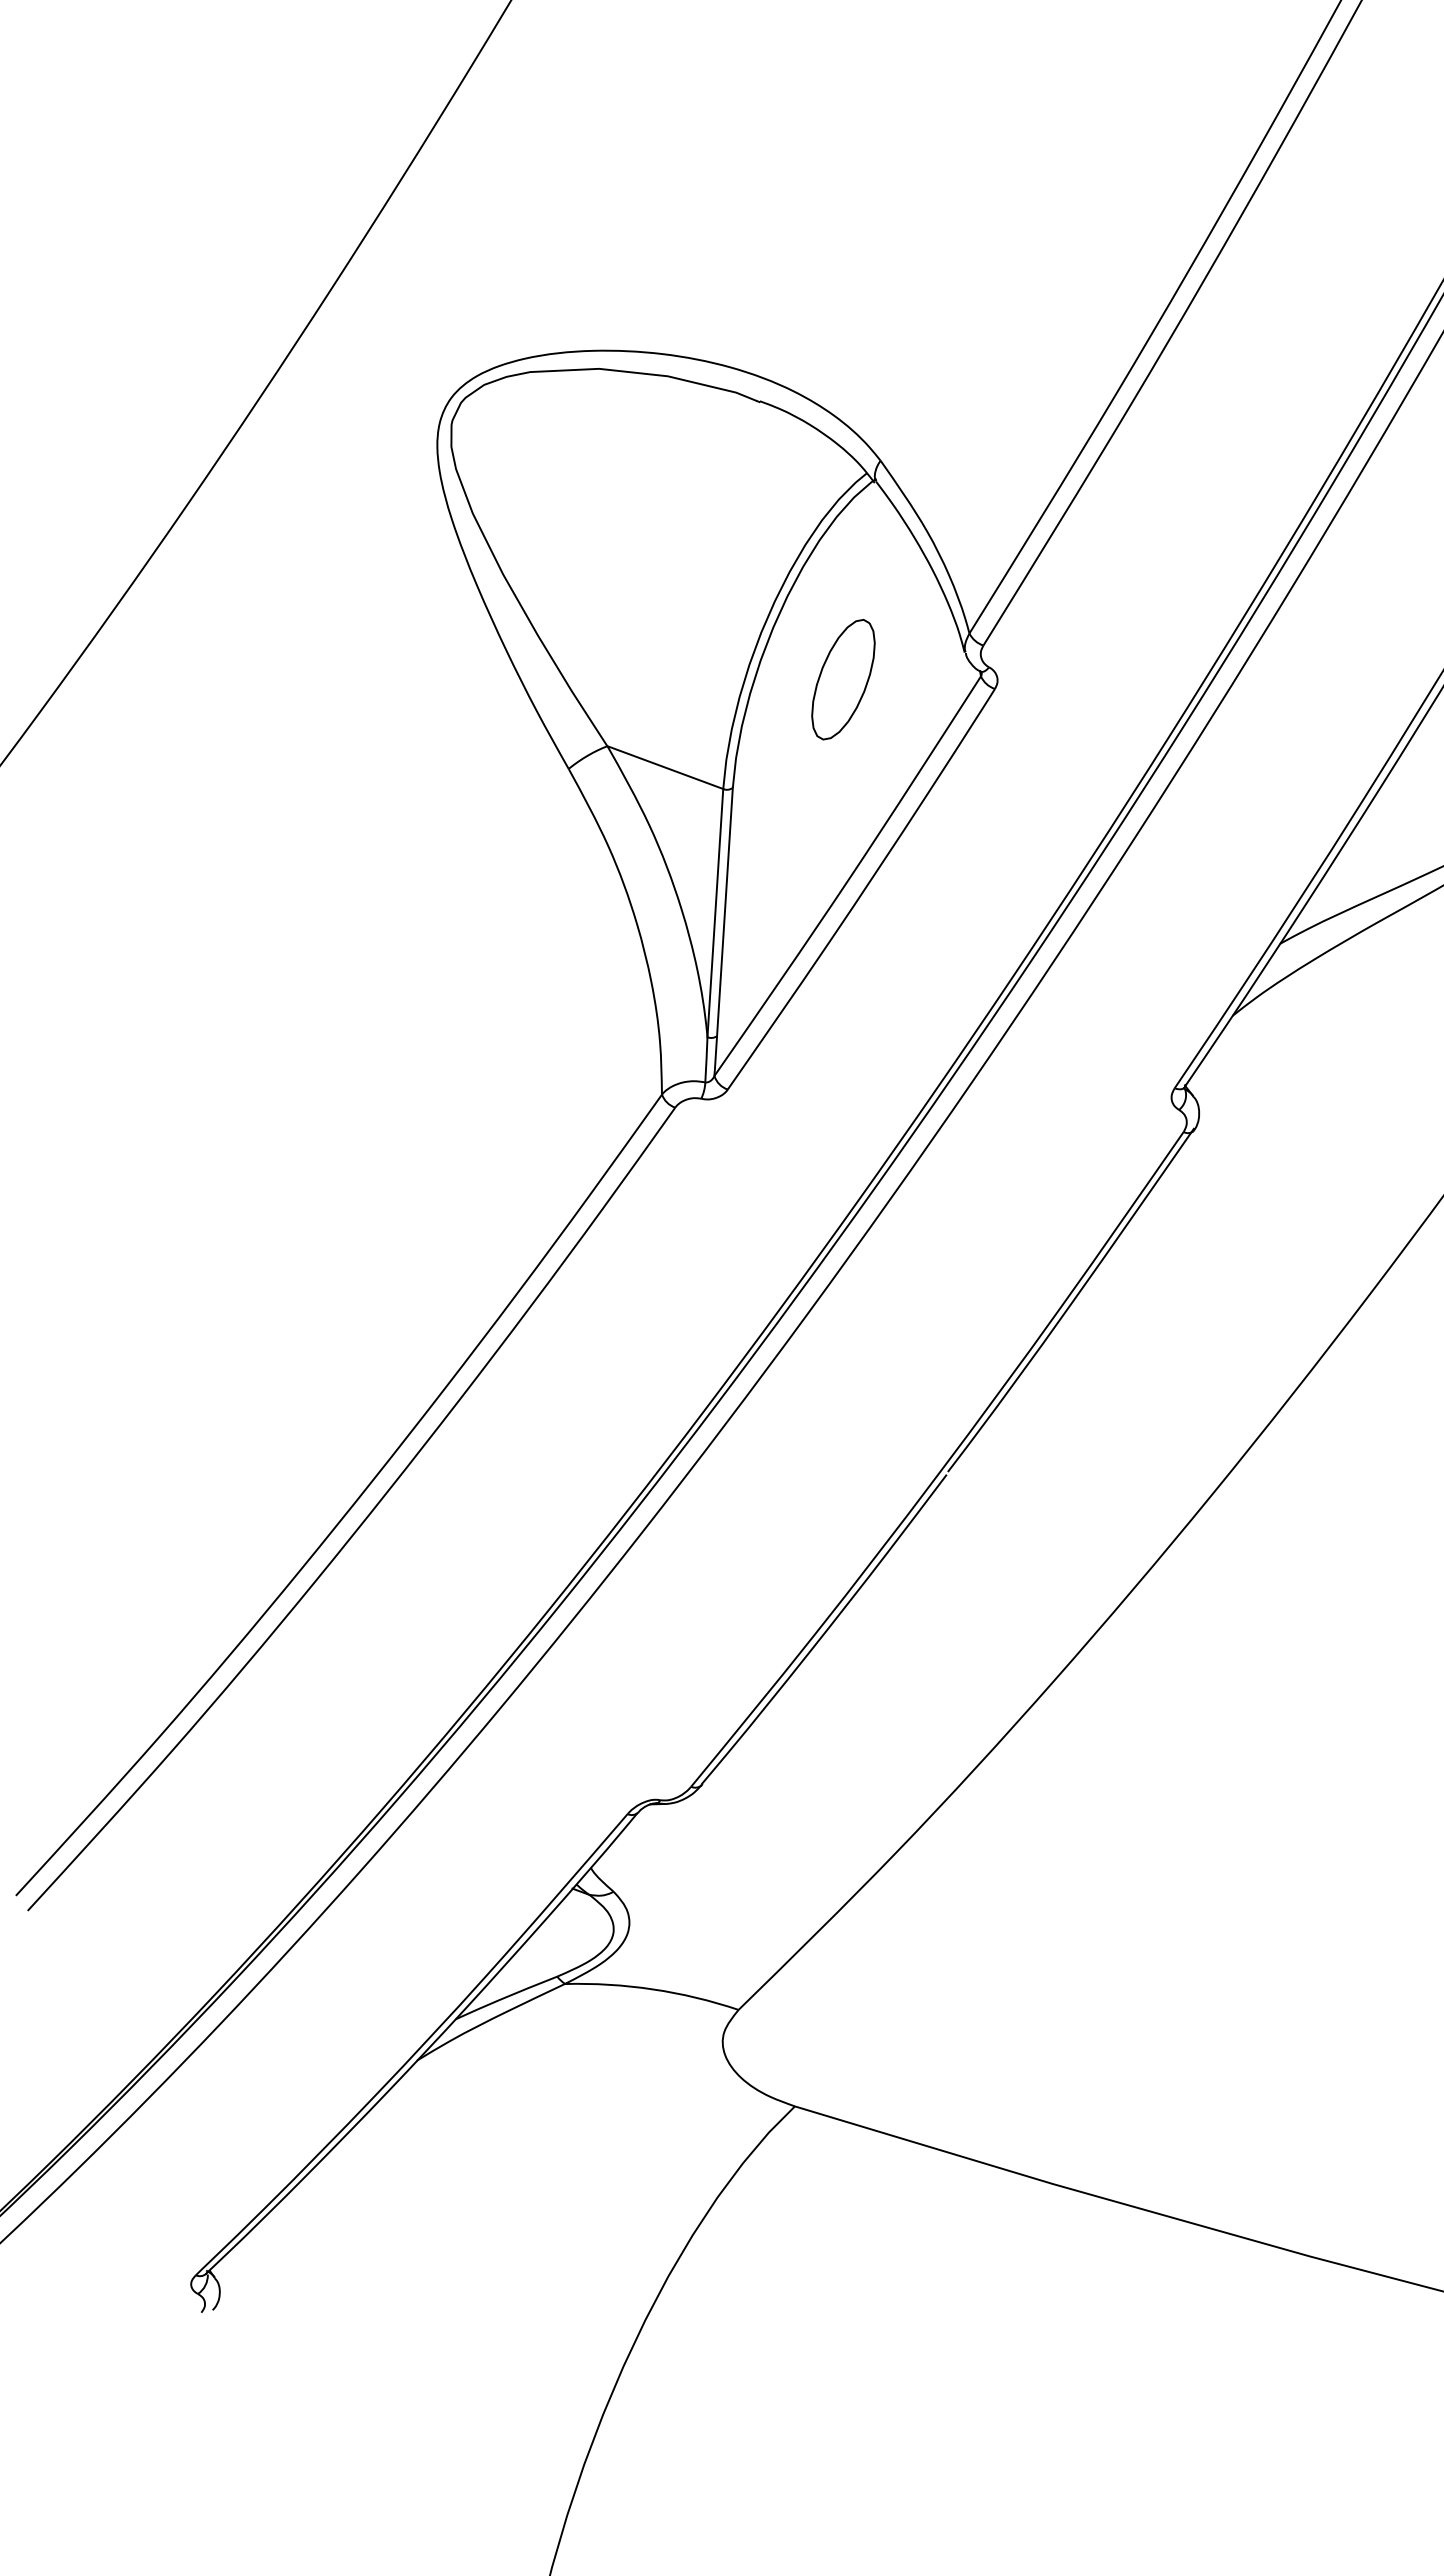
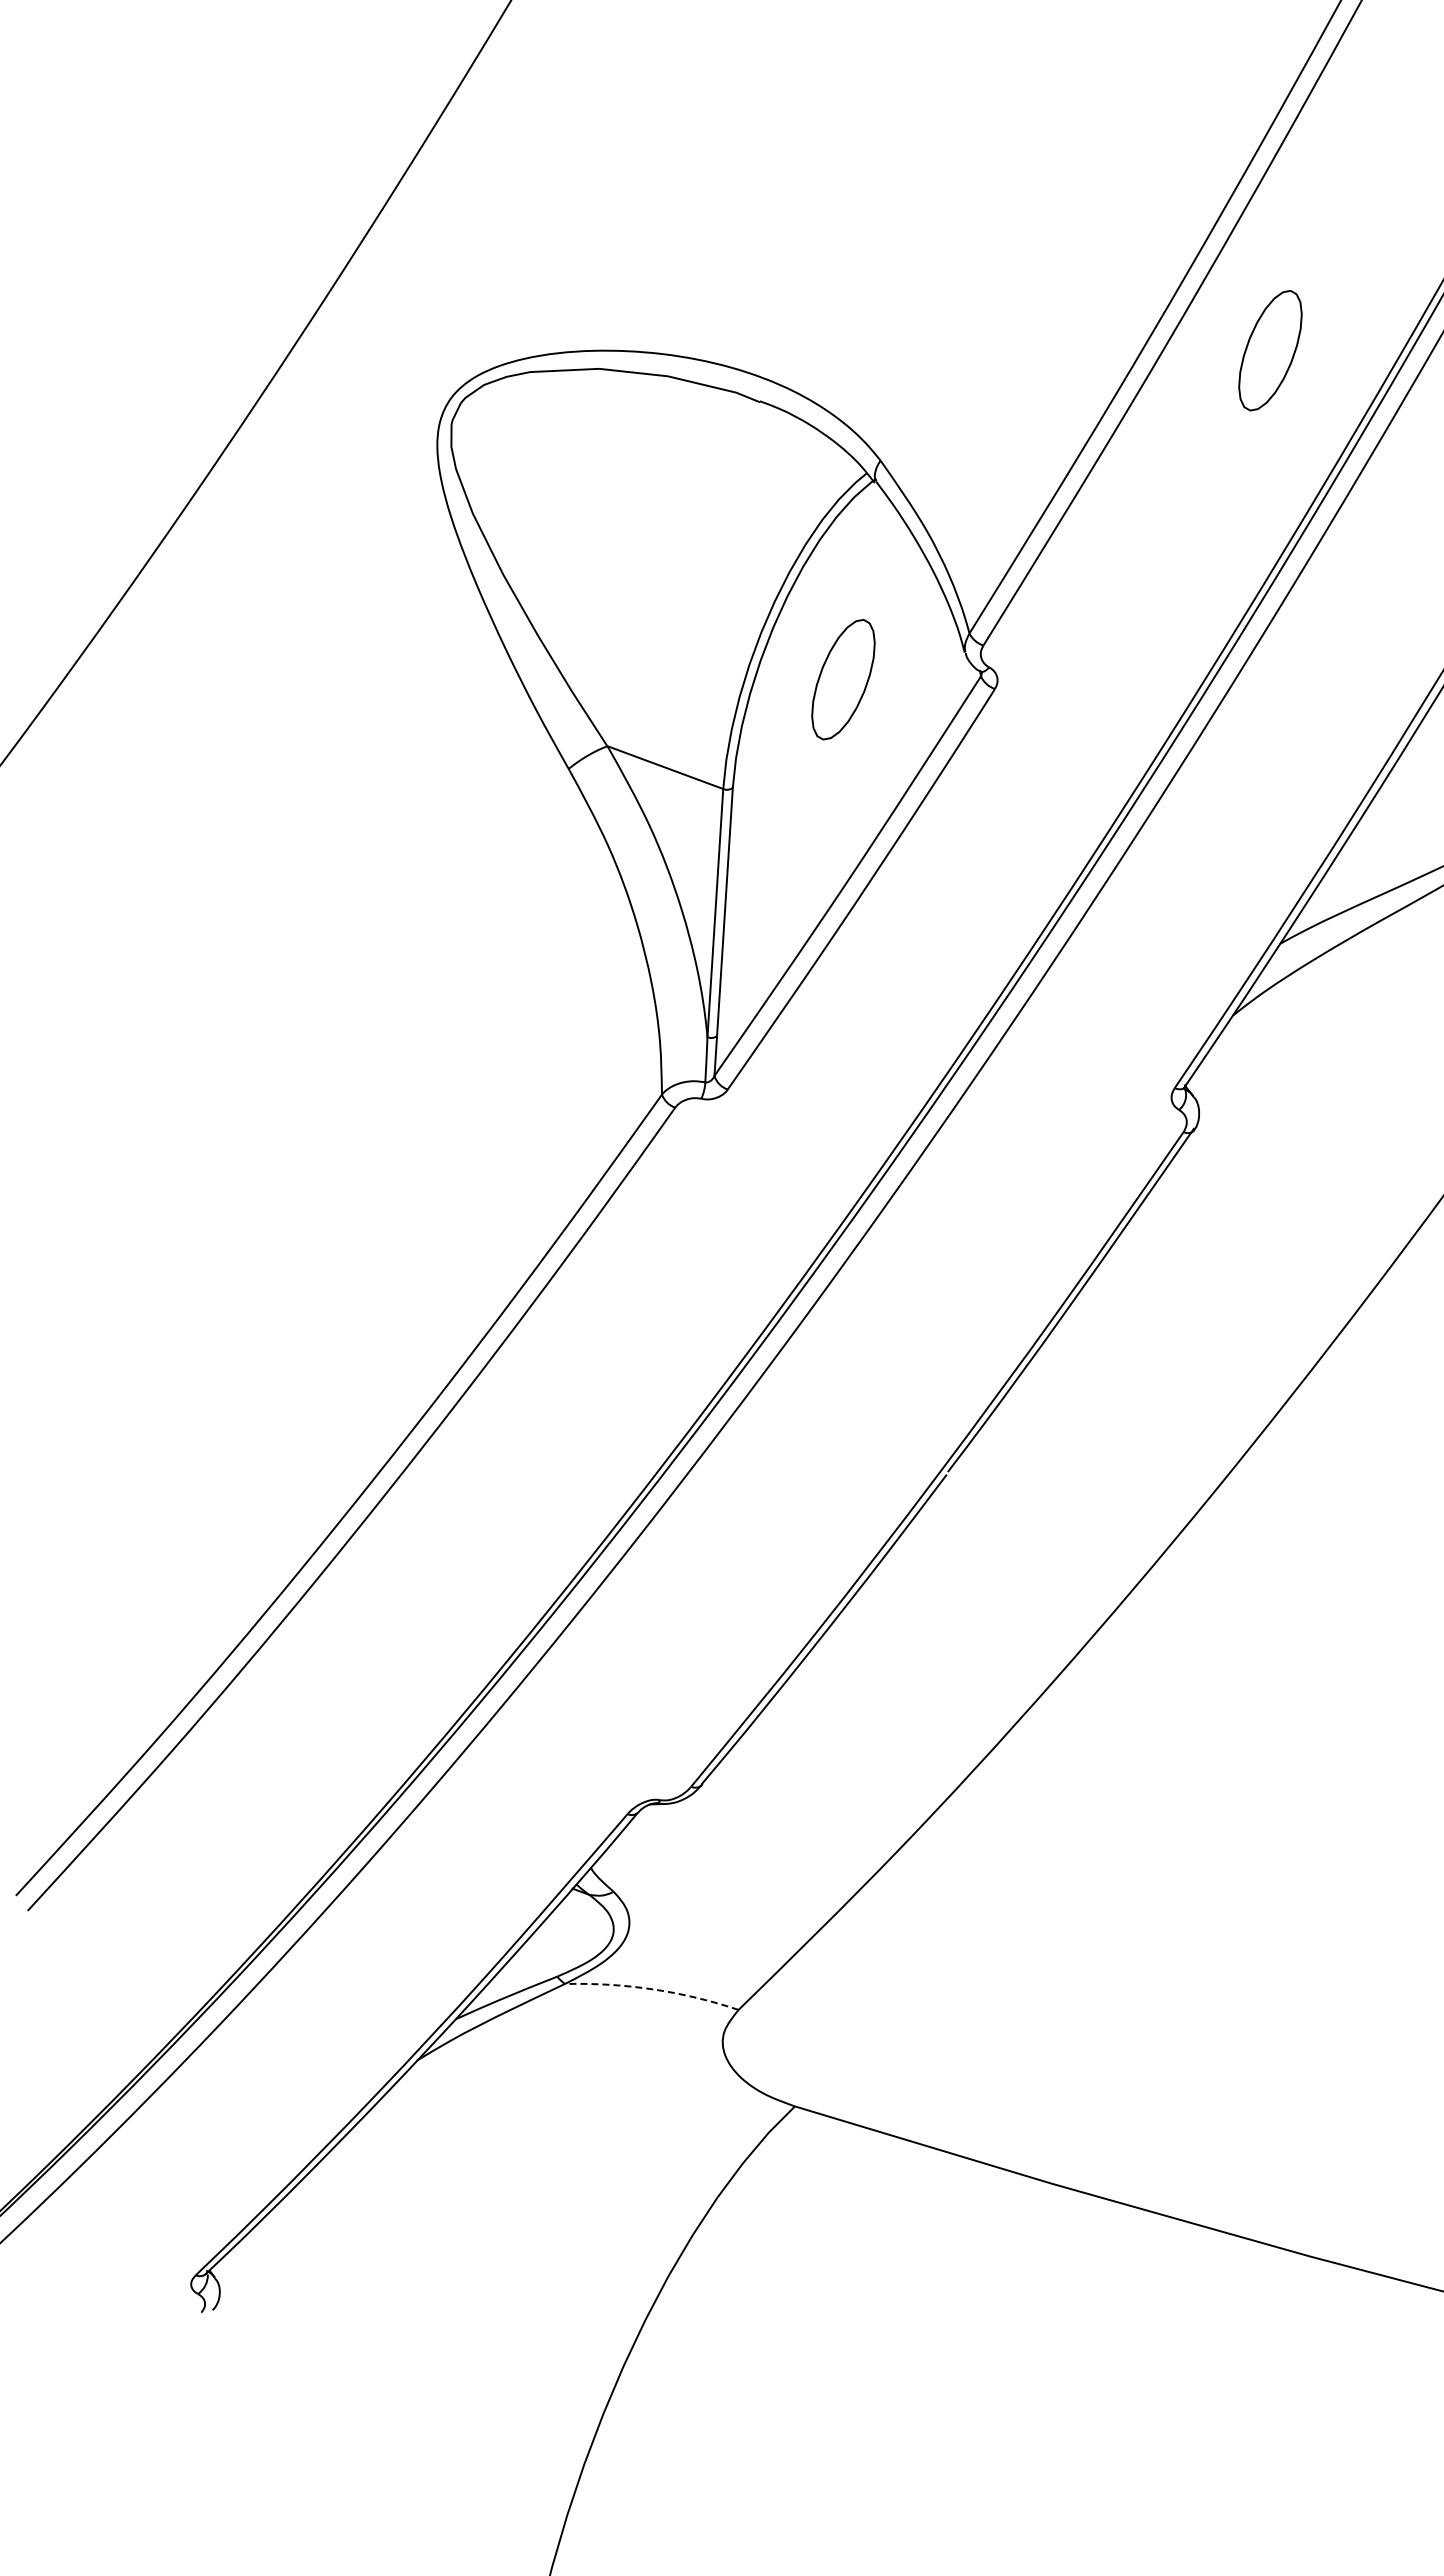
part: none -> present (1270, 350)
arc: solid -> dashed (653, 1989)
